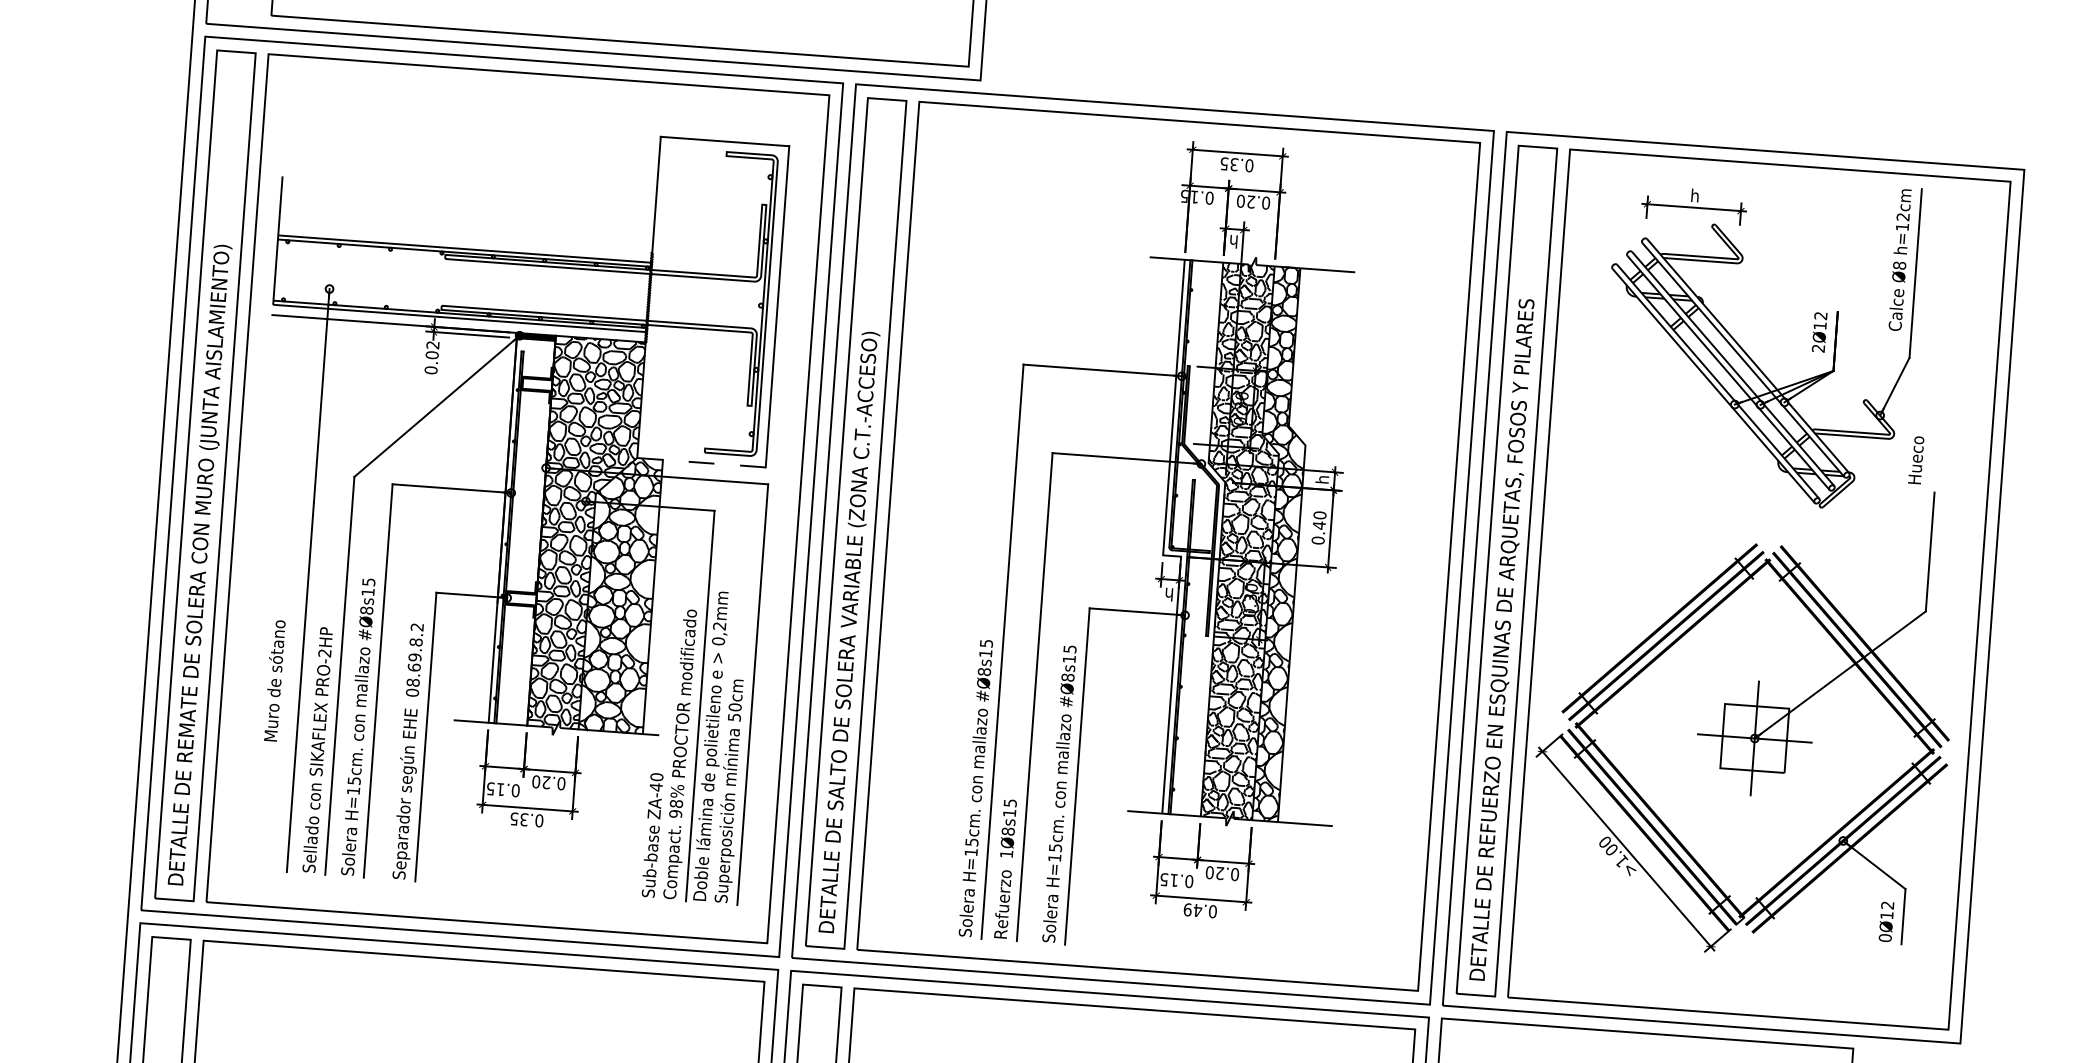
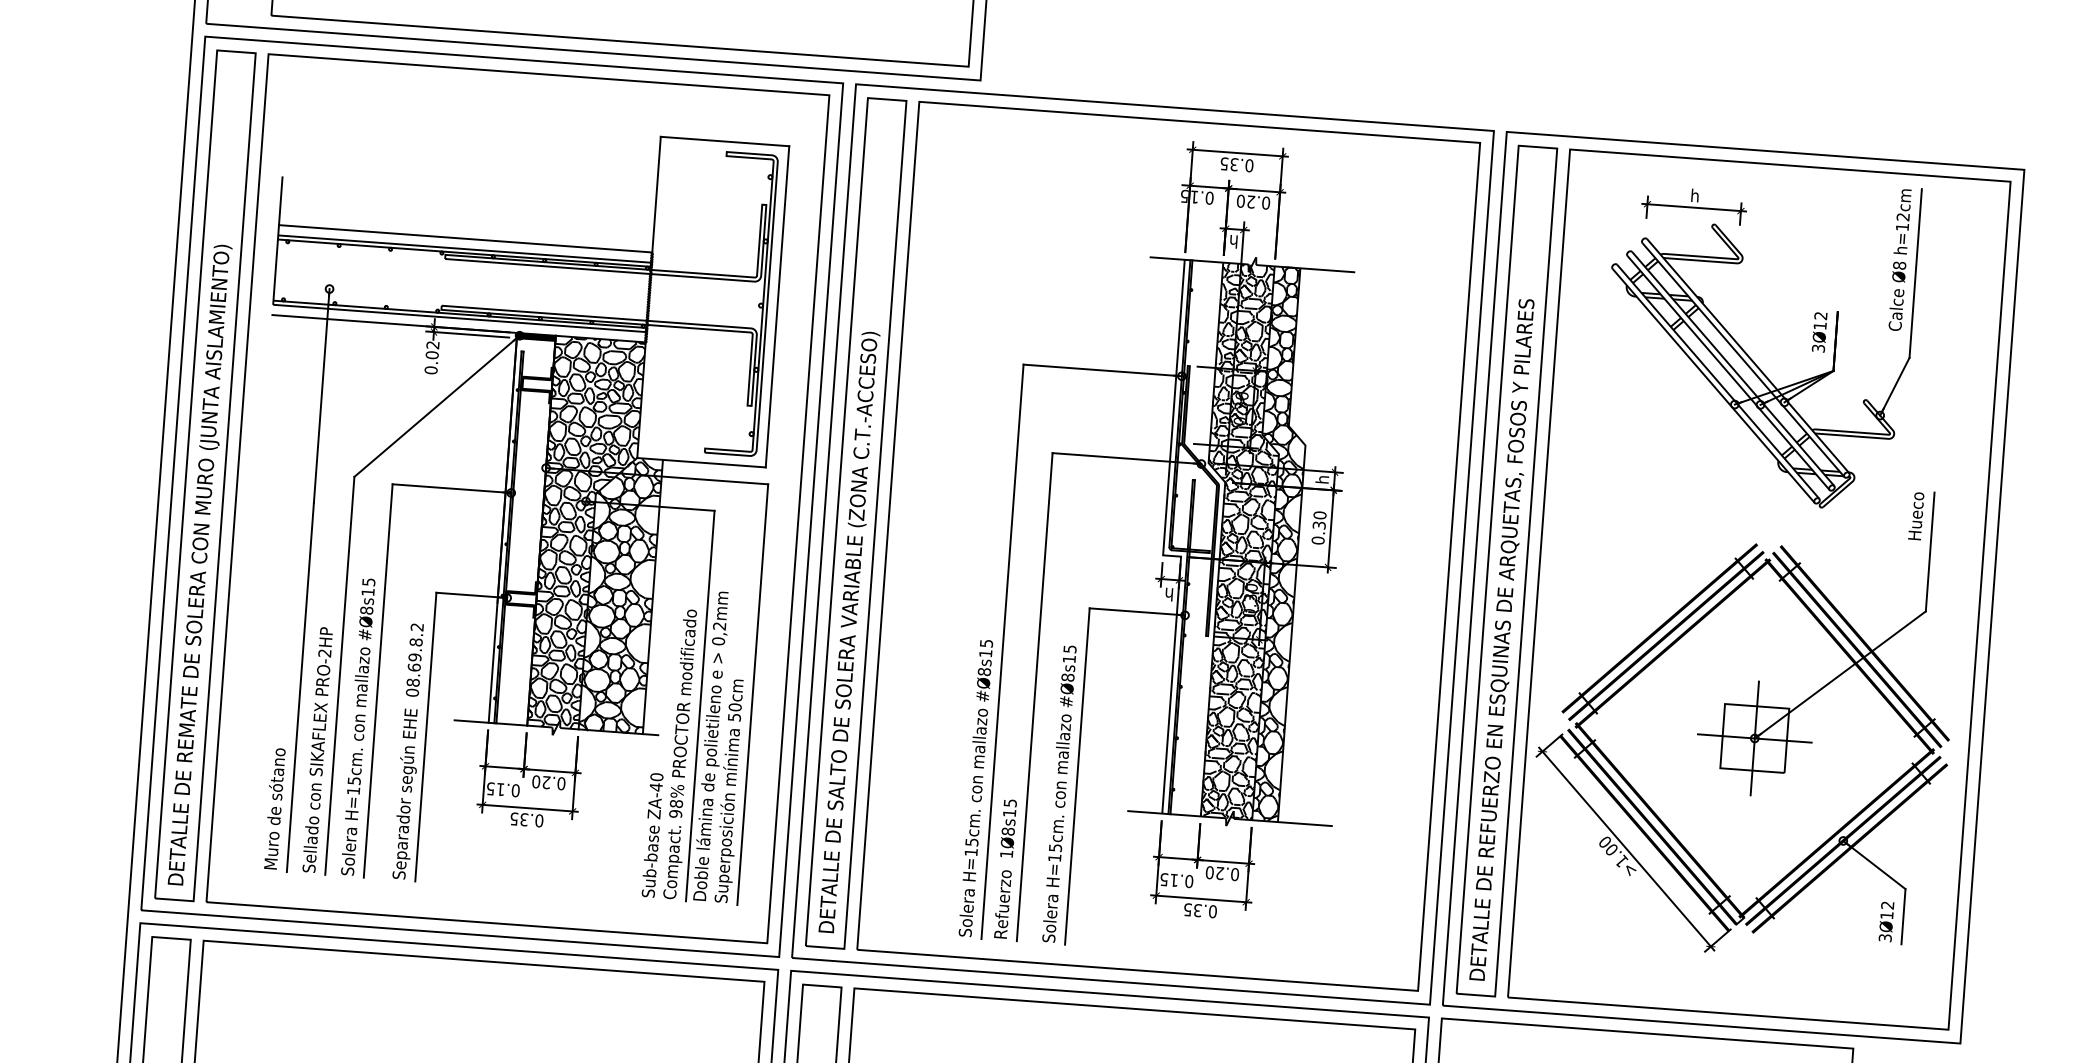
line: none -> present (465, 238)
text: 2Ø12 -> 3Ø12 (1818, 348)
text position: (1916, 460) -> (1916, 516) (1916, 516)
line: dashed -> solid (701, 462)
text: 0.40 -> 0.30 (1318, 525)
text position: (274, 680) -> (274, 808) (274, 808)
text: 0.49 -> 0.35 (1192, 910)
text: 0Ø12 -> 3Ø12 (1884, 938)
